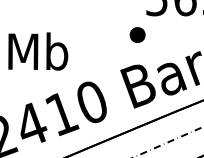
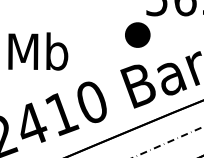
part size: 17x16 px -> 26x26 px (137, 34)
